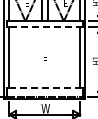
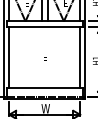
line: dashed -> solid (44, 27)
line: dashed -> solid (45, 88)
